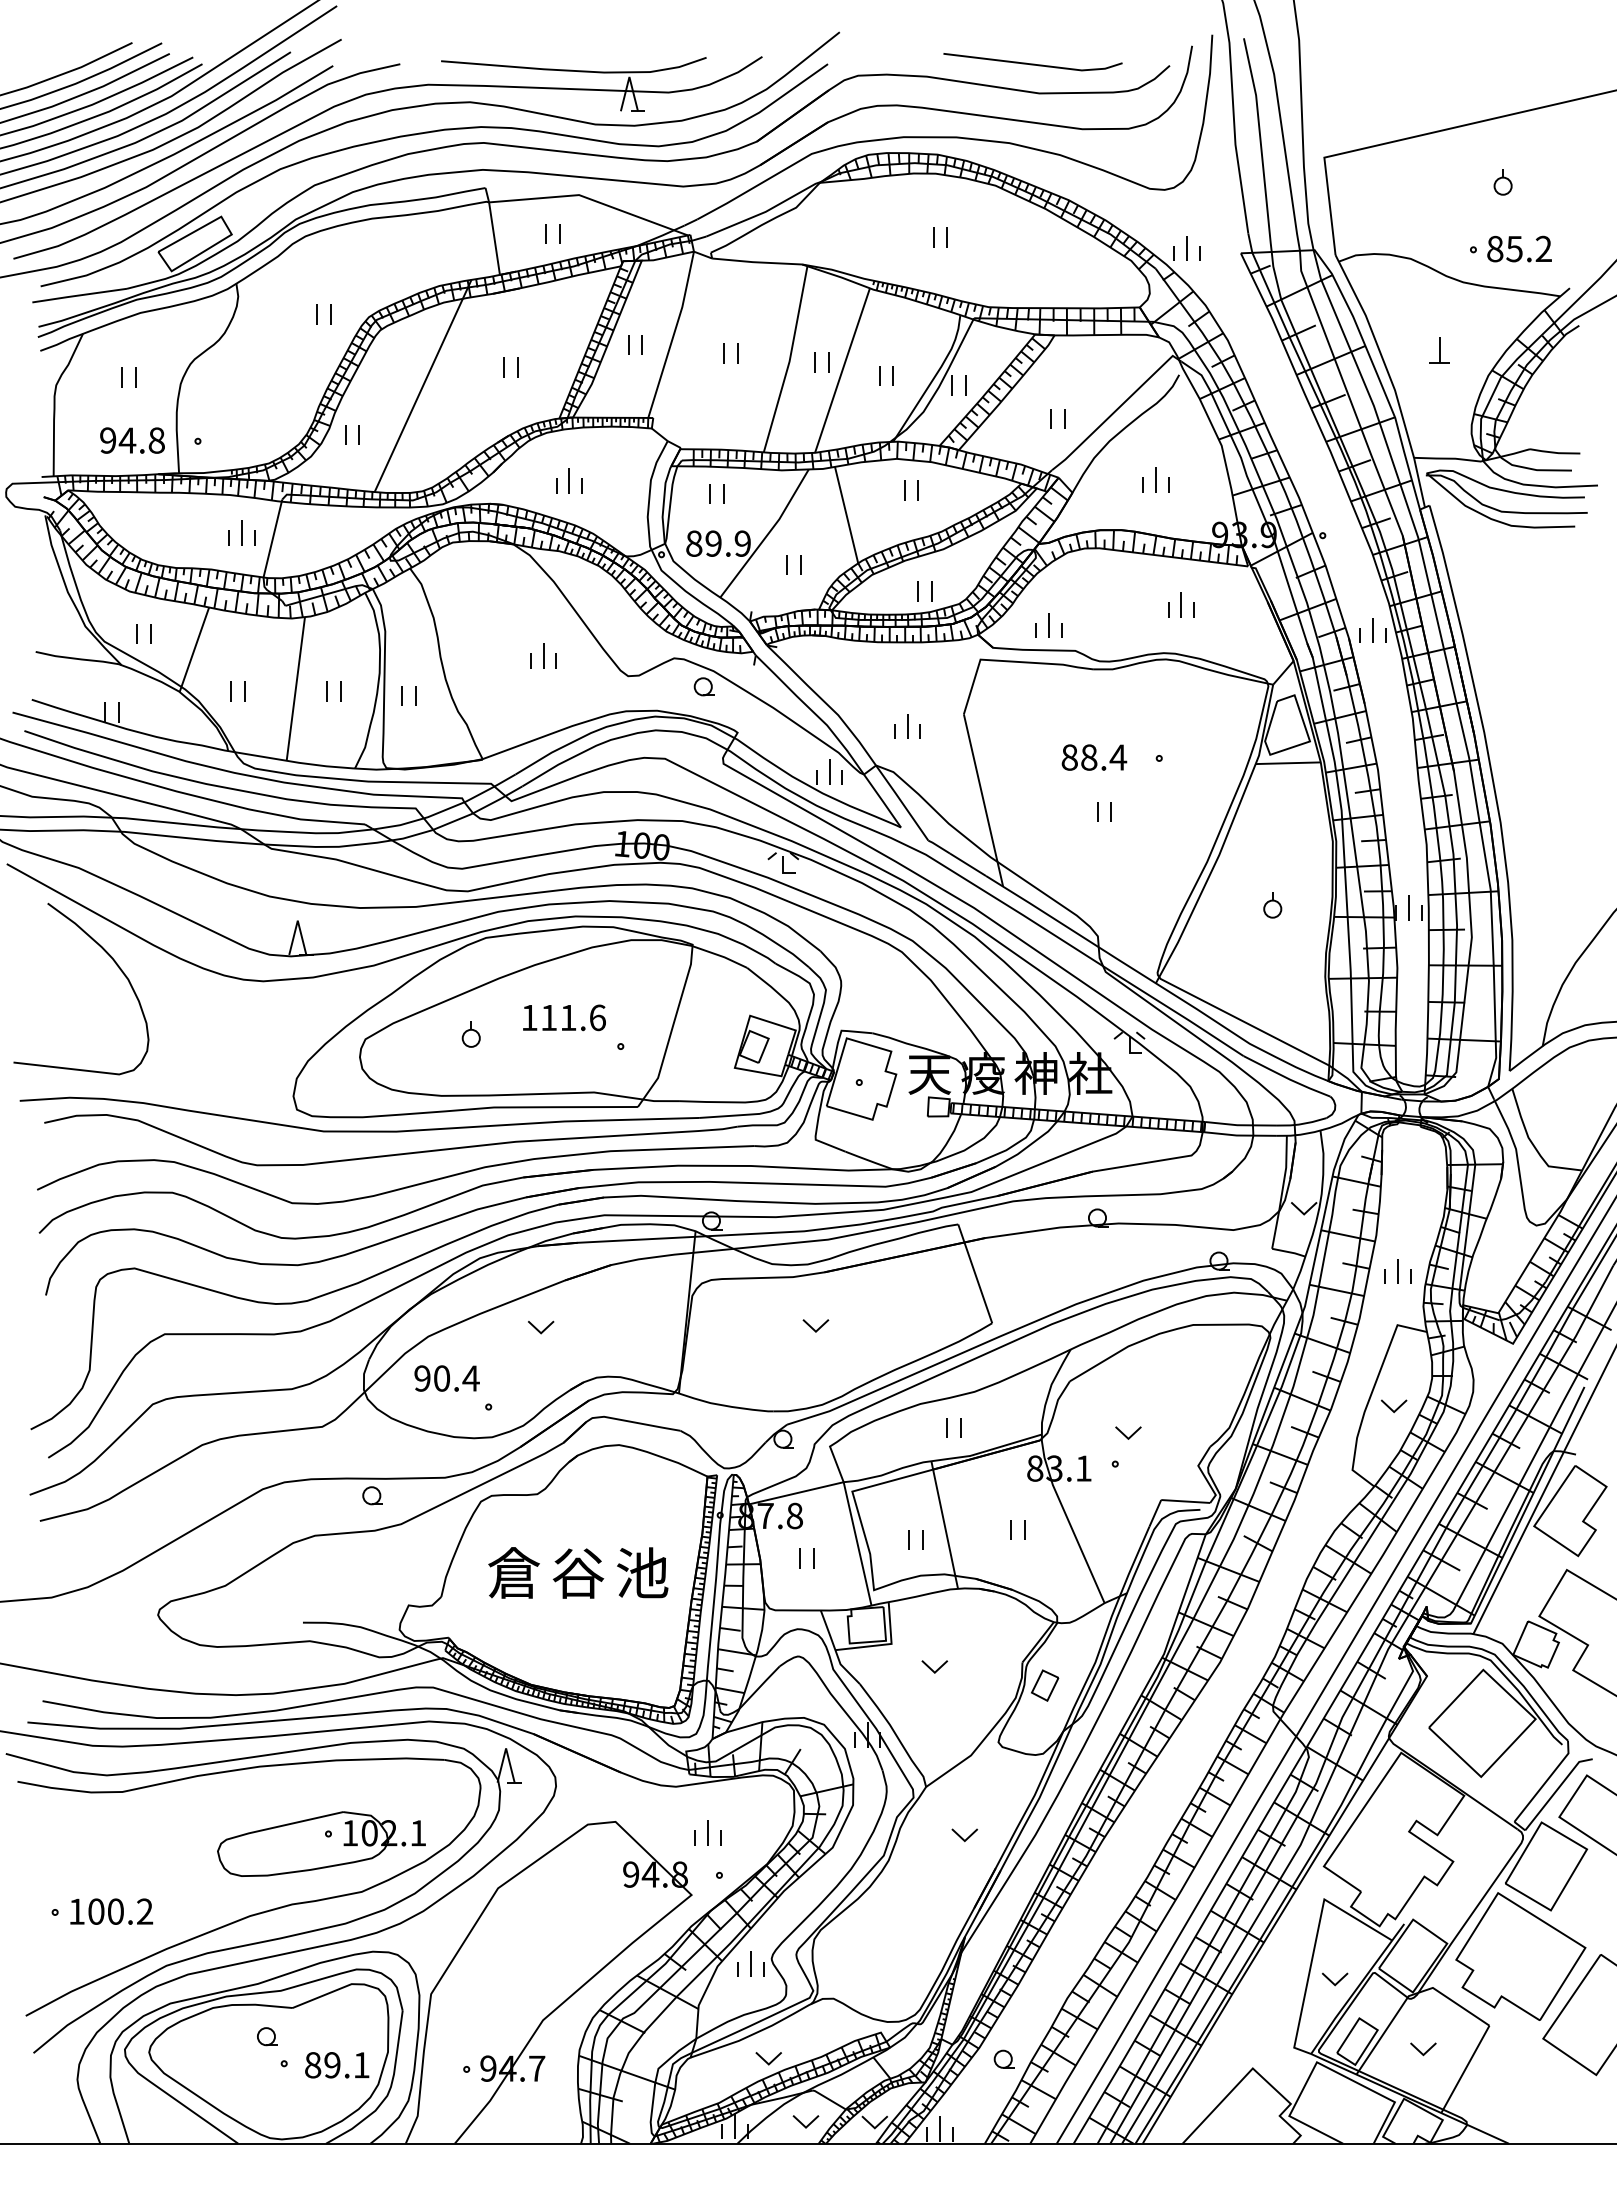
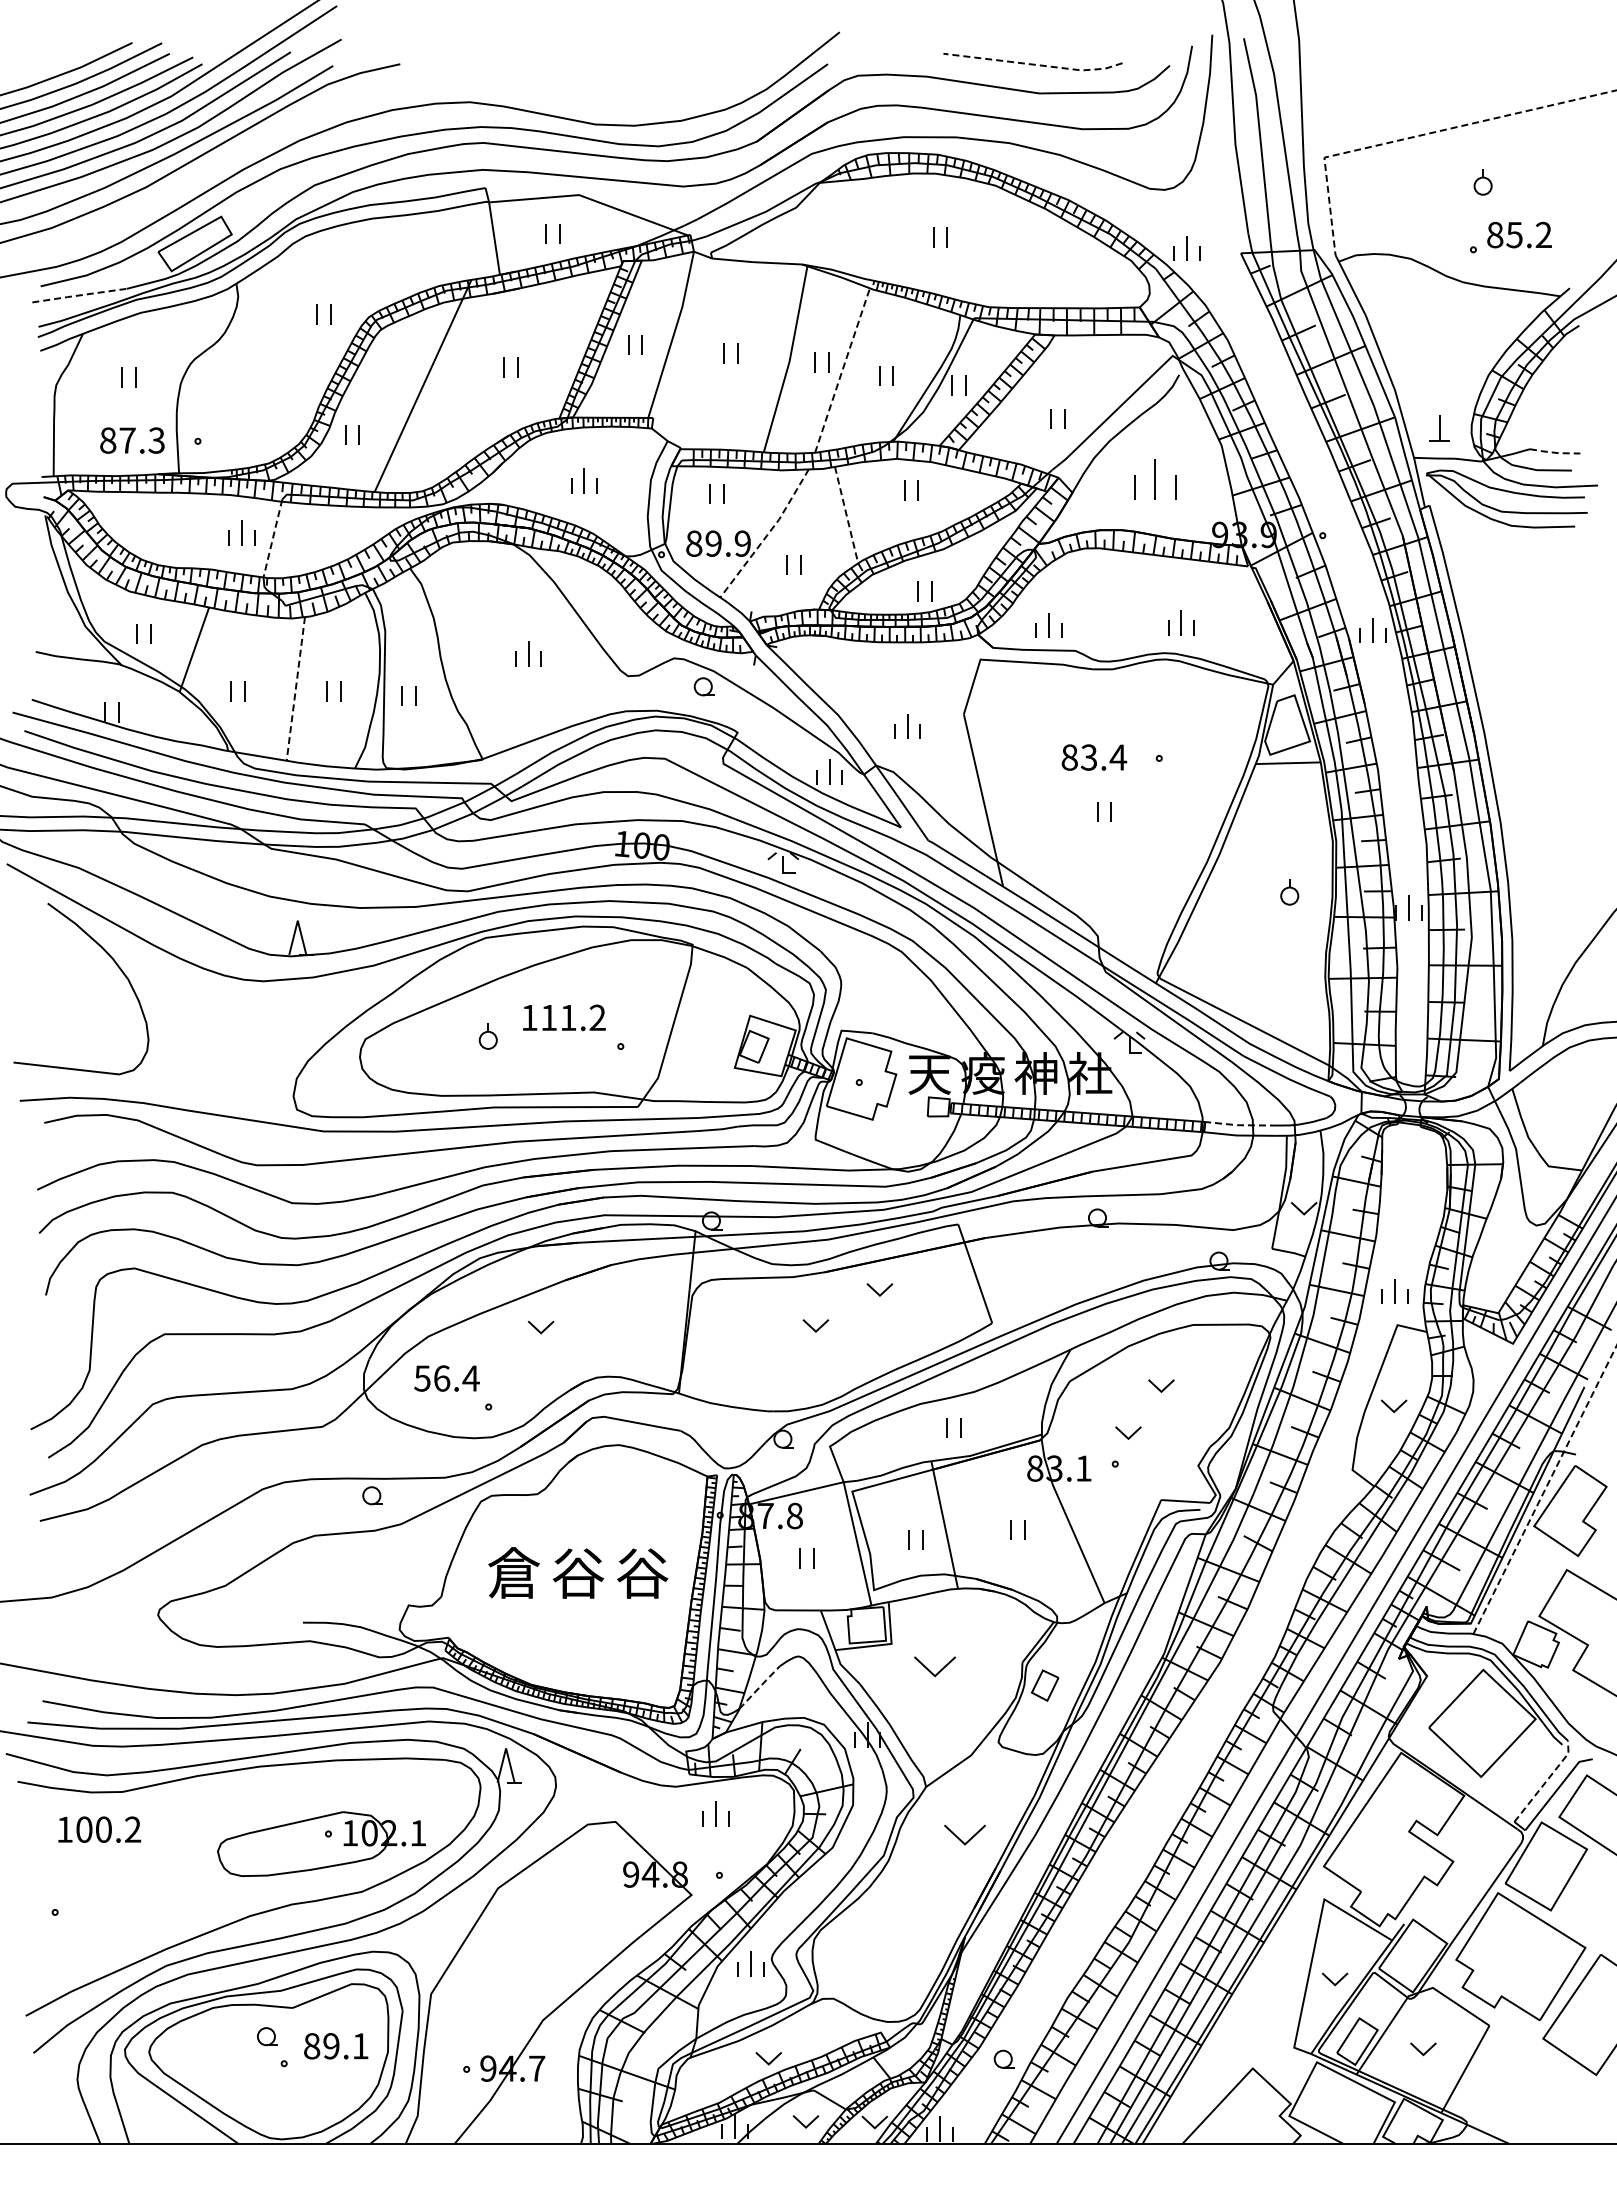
line: solid -> dashed (1034, 64)
part: present -> none (372, 94)
line: solid -> dashed (1421, 135)
part position: (1502, 182) -> (1482, 182) (1482, 182)
text position: (1519, 248) -> (1519, 234) (1519, 234)
line: solid -> dashed (79, 295)
part position: (1439, 350) -> (1439, 428) (1439, 428)
line: solid -> dashed (842, 369)
text: 94.8 -> 87.3 (132, 440)
line: solid -> dashed (1554, 452)
part size: 28x26 px -> 43x41 px (1155, 479)
part position: (569, 480) -> (584, 480) (584, 480)
line: solid -> dashed (846, 515)
line: solid -> dashed (767, 535)
line: solid -> dashed (273, 537)
part position: (1181, 604) -> (1181, 622) (1181, 622)
part position: (543, 655) -> (528, 653) (528, 653)
line: solid -> dashed (295, 689)
text: 88.4 -> 83.4 (1088, 757)
part position: (1272, 905) -> (1289, 892) (1289, 892)
text: 111.6 -> 111.2 (597, 1017)
part position: (470, 1034) -> (487, 1036) (487, 1036)
line: solid -> dashed (1240, 1125)
part position: (1397, 1271) -> (1394, 1291) (1394, 1291)
part: none -> present (879, 1289)
text: 90.4 -> 56.4 (432, 1378)
part: none -> present (1161, 1385)
line: solid -> dashed (1545, 1489)
text: 池 -> 谷 (642, 1572)
part size: 27x14 px -> 42x22 px (934, 1666)
line: solid -> dashed (759, 1687)
line: solid -> dashed (1545, 1782)
part position: (707, 1832) -> (715, 1813) (715, 1813)
part size: 27x15 px -> 42x22 px (964, 1834)
text position: (111, 1911) -> (99, 1829) (99, 1829)
text position: (337, 2065) -> (336, 2046) (336, 2046)
